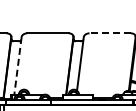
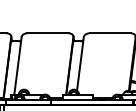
line: dashed -> solid (110, 33)
line: dashed -> solid (17, 66)
